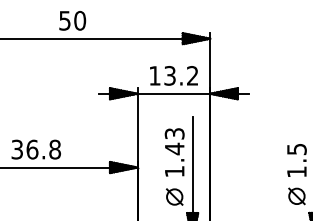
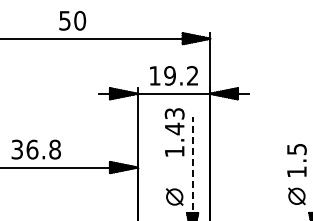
text: 13.2 -> 19.2 (169, 75)
text position: (174, 152) -> (174, 132) (174, 132)
line: solid -> dashed (192, 168)
